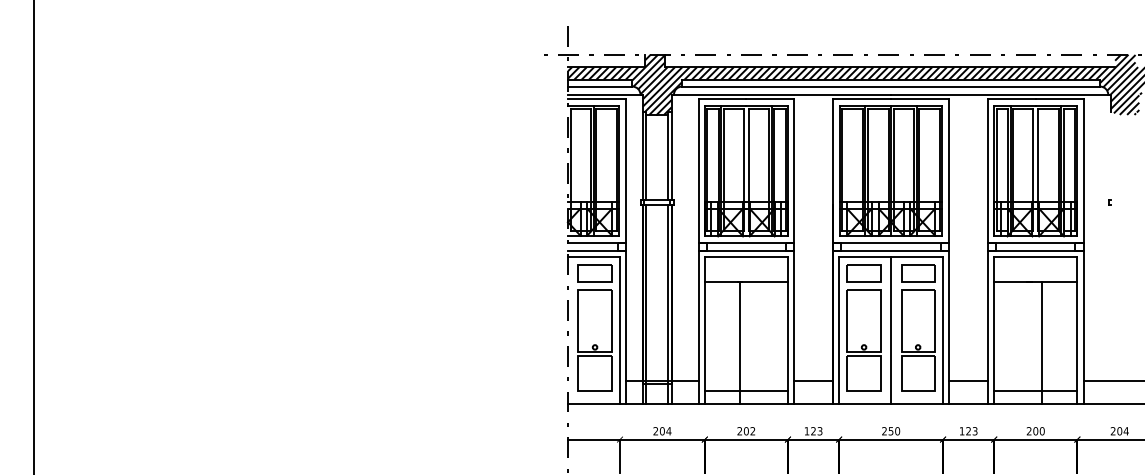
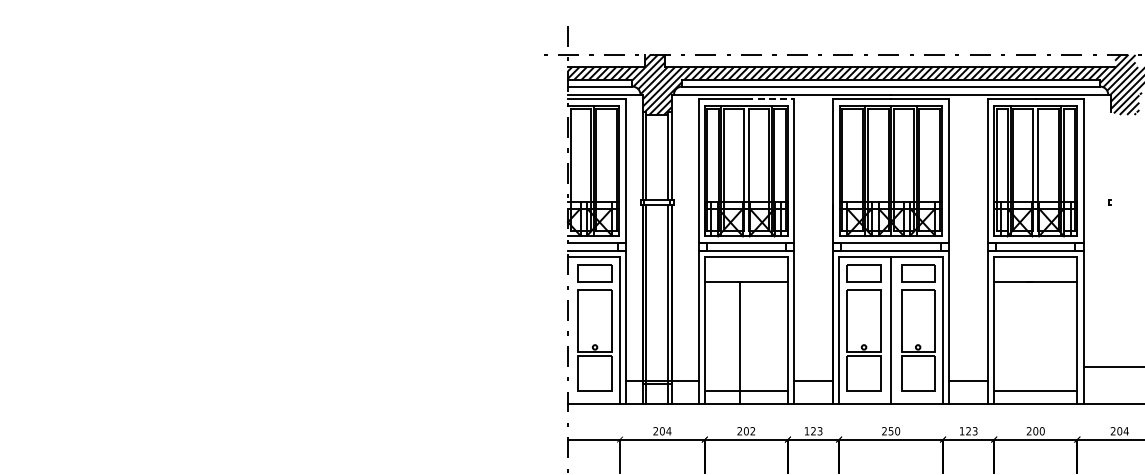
line: solid -> dashed (770, 99)
line: present -> none (34, 236)
line: present -> none (1042, 342)
line position: (1112, 380) -> (1112, 366) (1112, 366)
